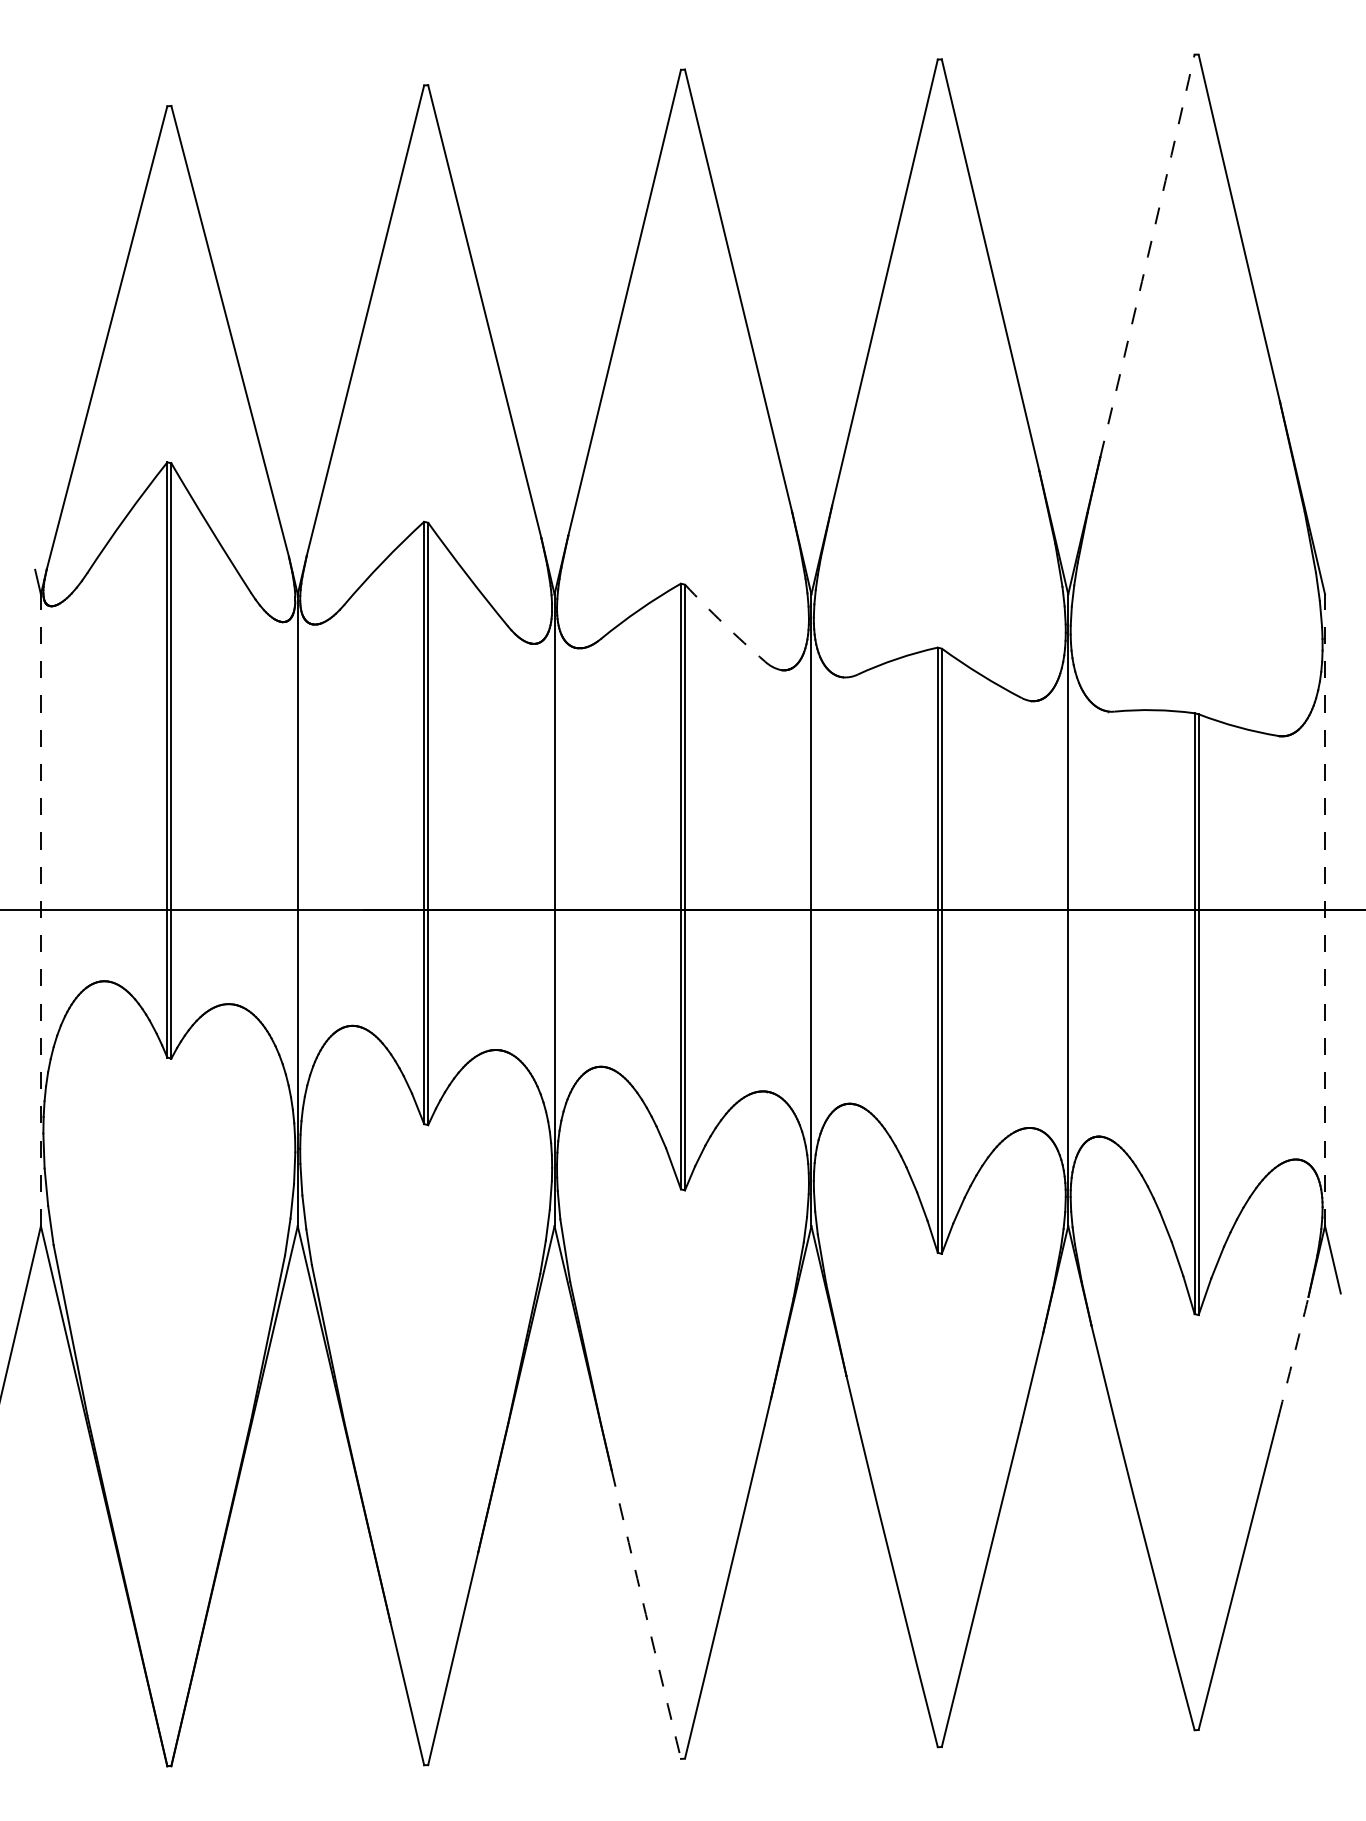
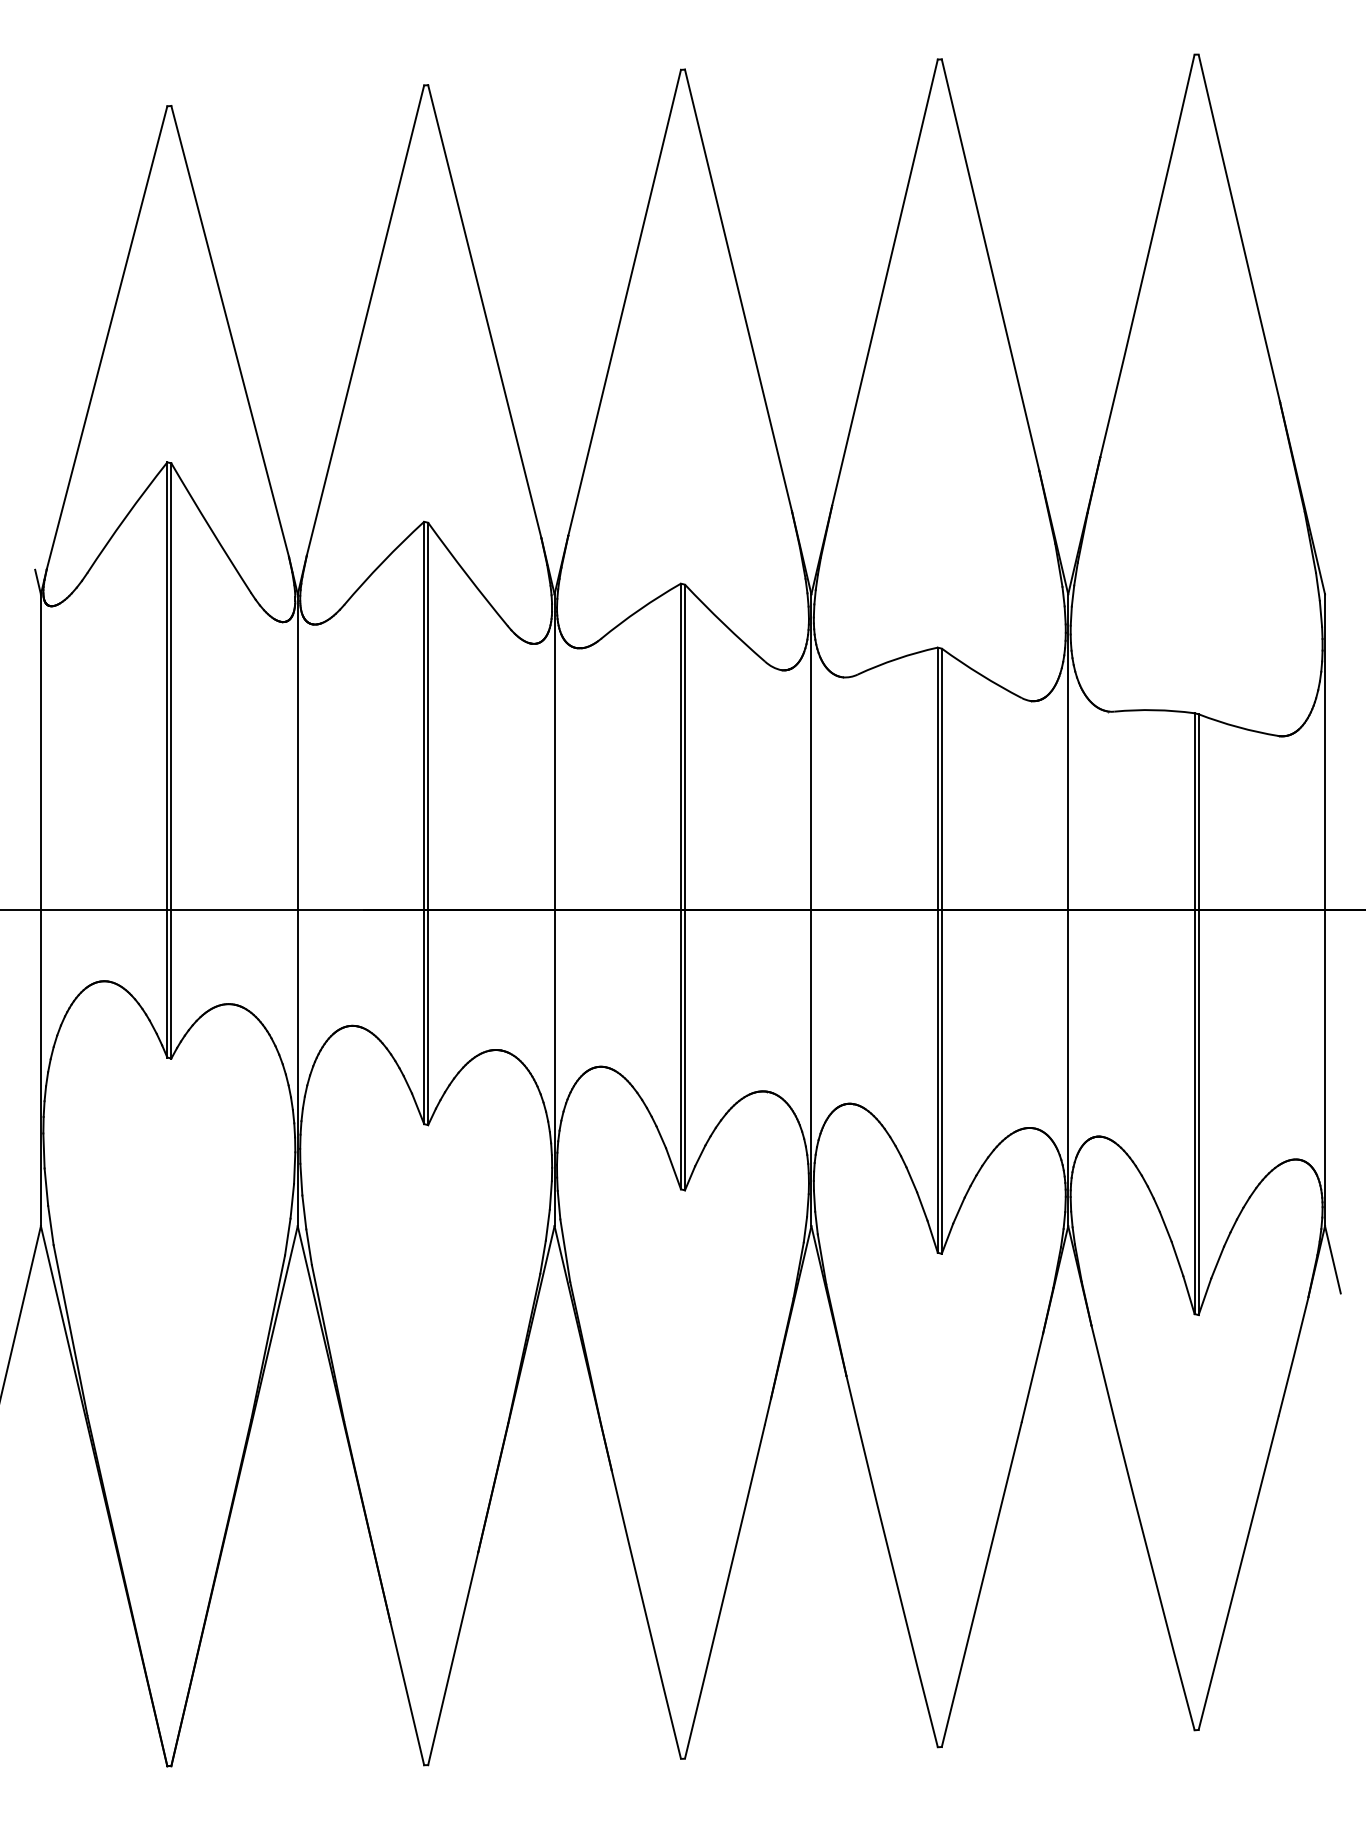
arc: dashed -> solid (1147, 256)
arc: dashed -> solid (724, 624)
line: dashed -> solid (40, 910)
line: dashed -> solid (1325, 910)
arc: dashed -> solid (1293, 1356)
arc: dashed -> solid (645, 1614)
